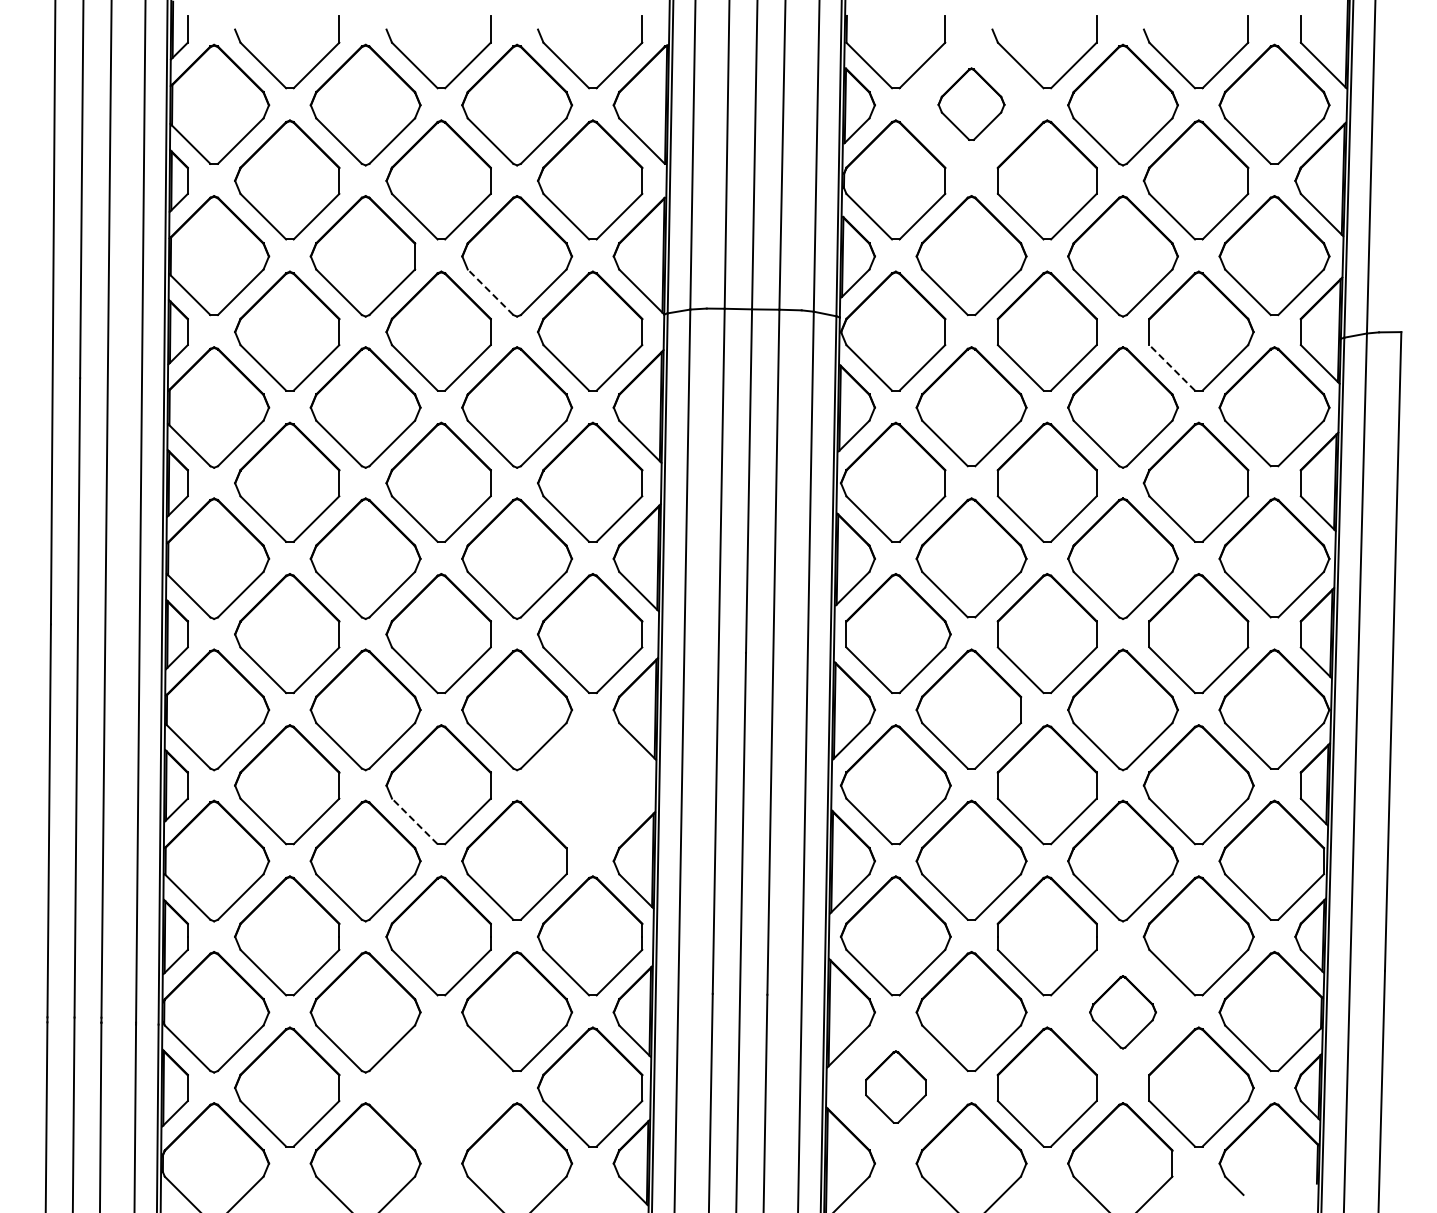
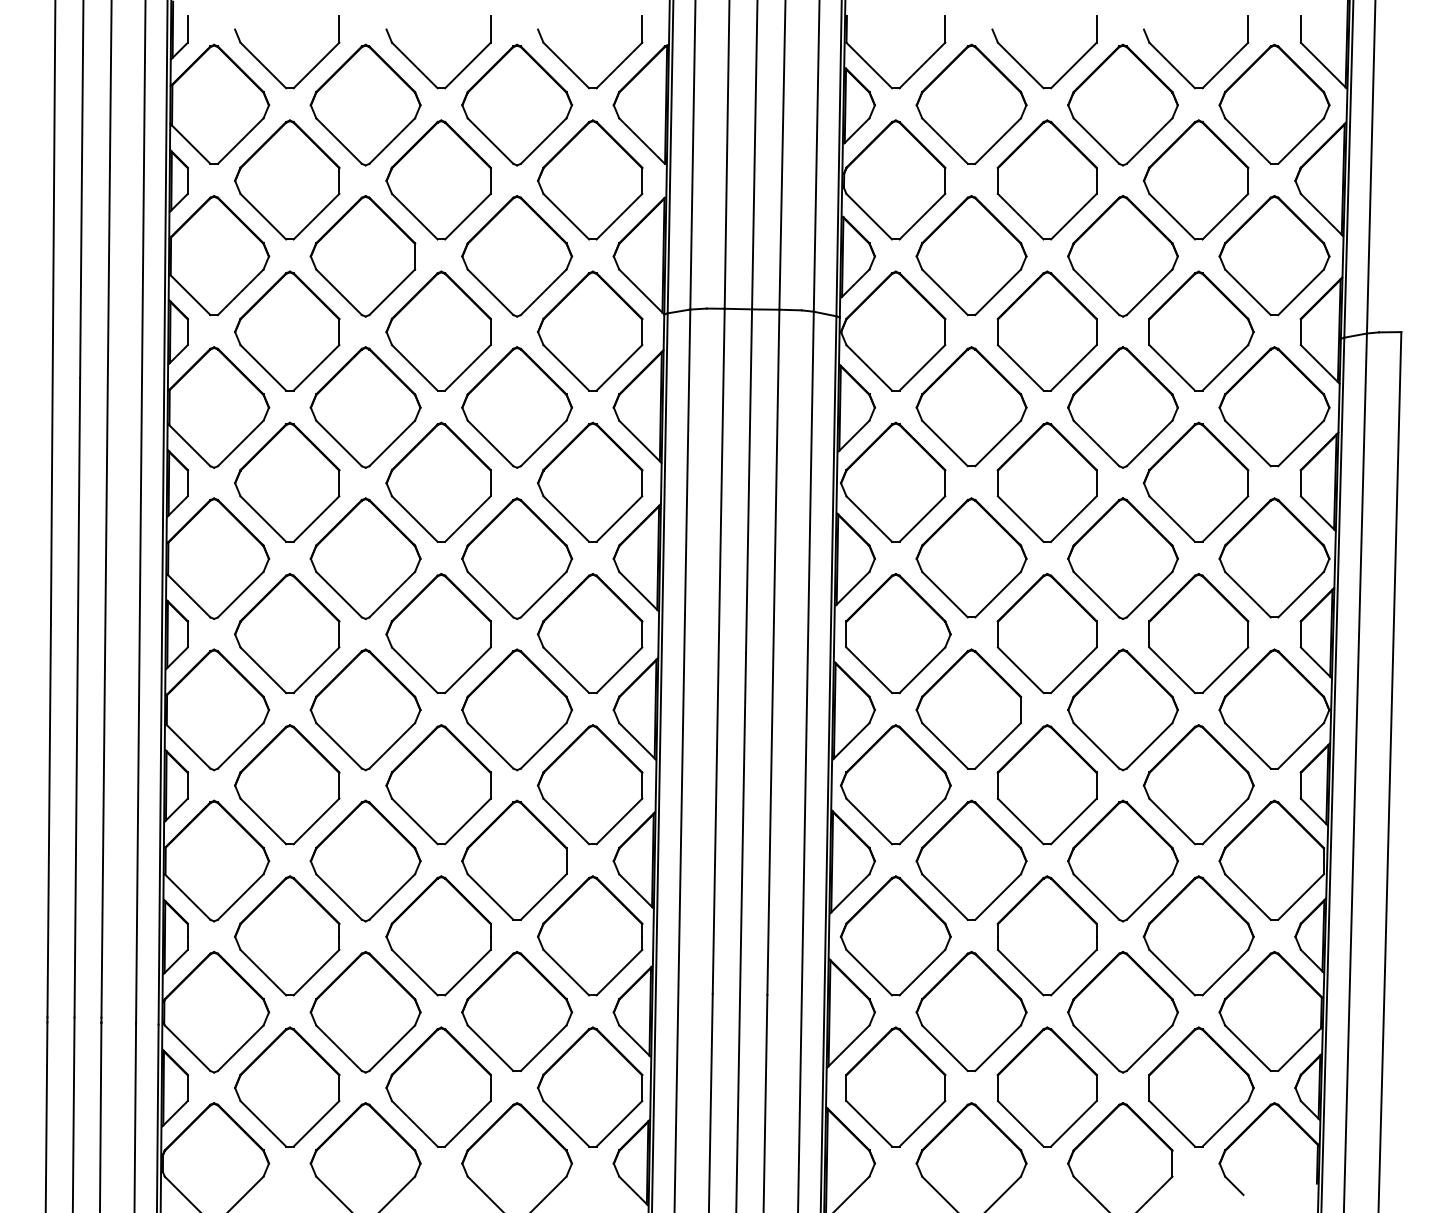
part size: 69x74 px -> 113x122 px (971, 103)
line: dashed -> solid (490, 291)
line: dashed -> solid (1171, 367)
part: none -> present (590, 784)
line: dashed -> solid (414, 821)
part size: 68x75 px -> 112x123 px (1122, 1012)
part: none -> present (438, 1086)
part size: 62x74 px -> 102x122 px (895, 1086)
